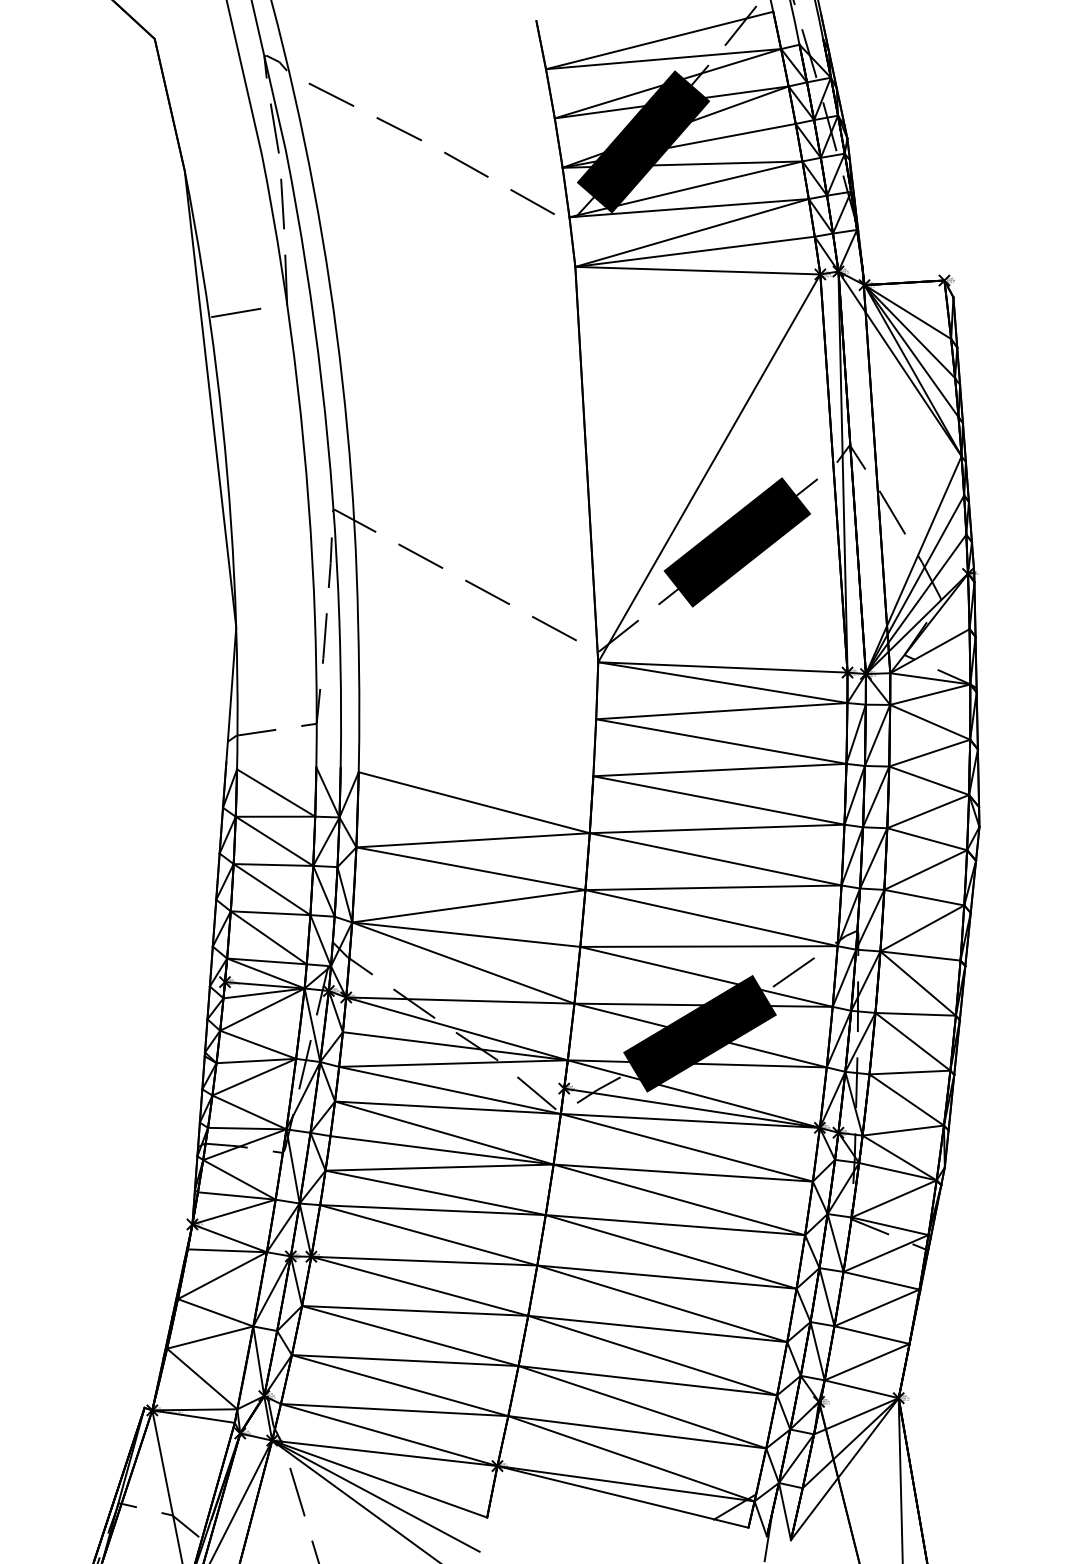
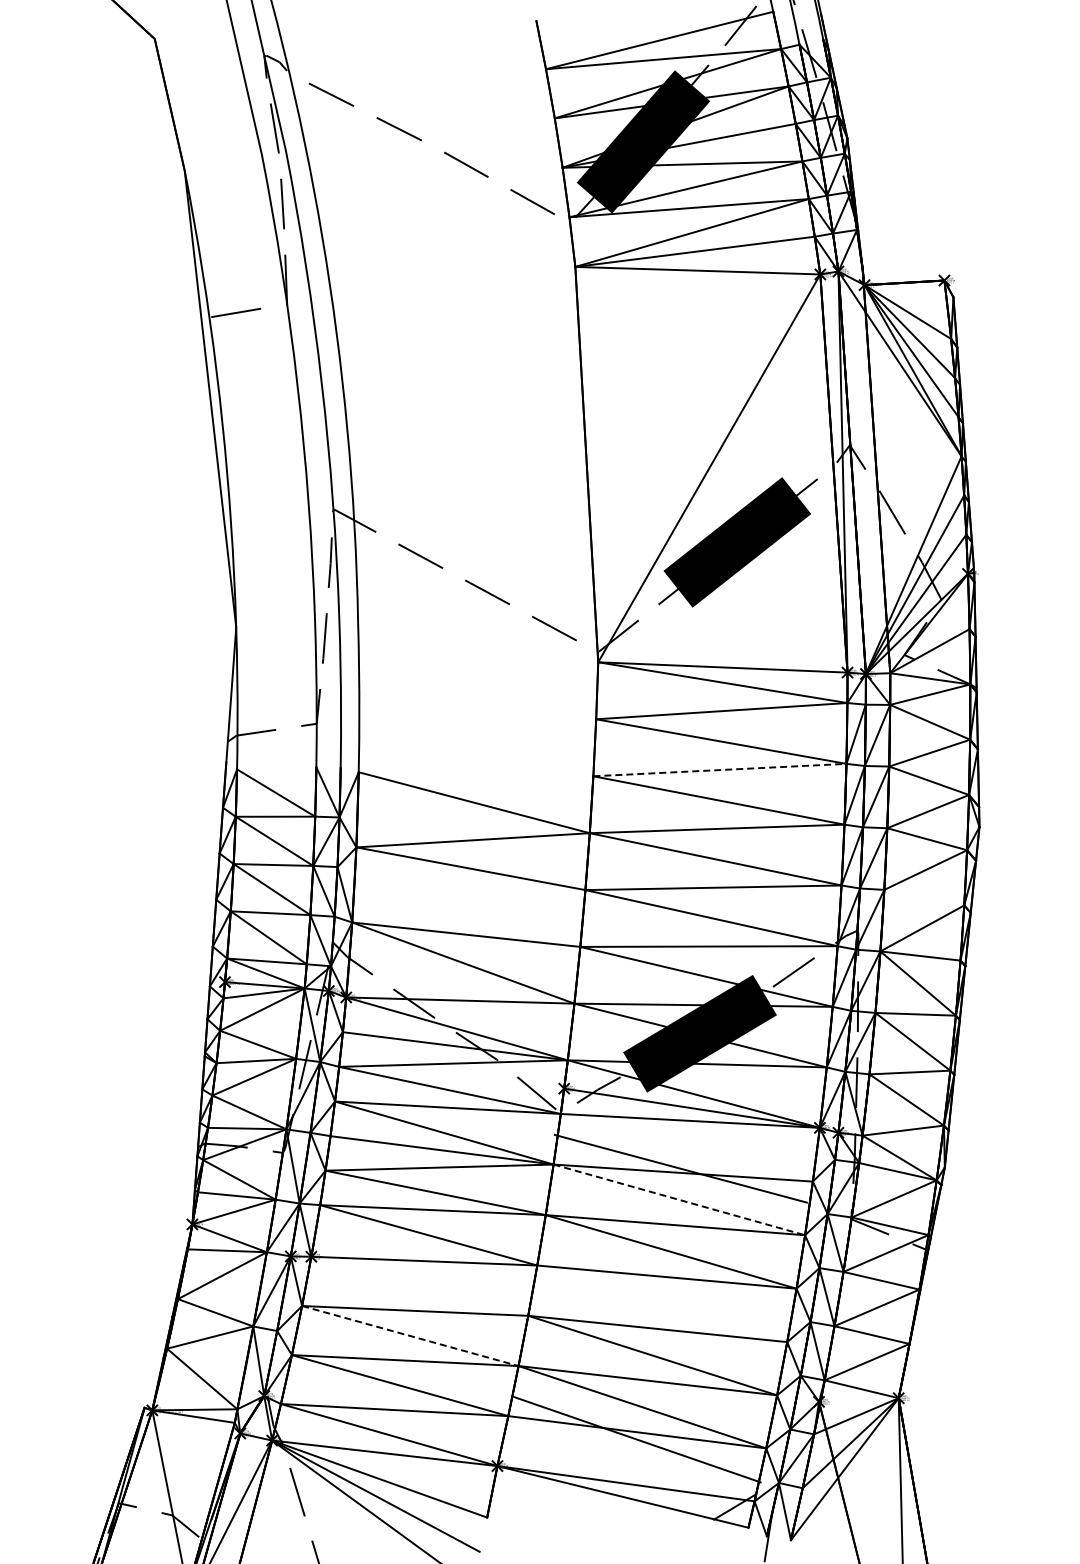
line: solid -> dashed (719, 770)
line: present -> none (924, 897)
line: present -> none (468, 906)
line position: (686, 1147) -> (680, 1168) (680, 1168)
line: solid -> dashed (679, 1199)
line: present -> none (419, 1285)
line: present -> none (662, 1303)
line: solid -> dashed (410, 1336)
line position: (631, 1458) -> (637, 1439) (637, 1439)
